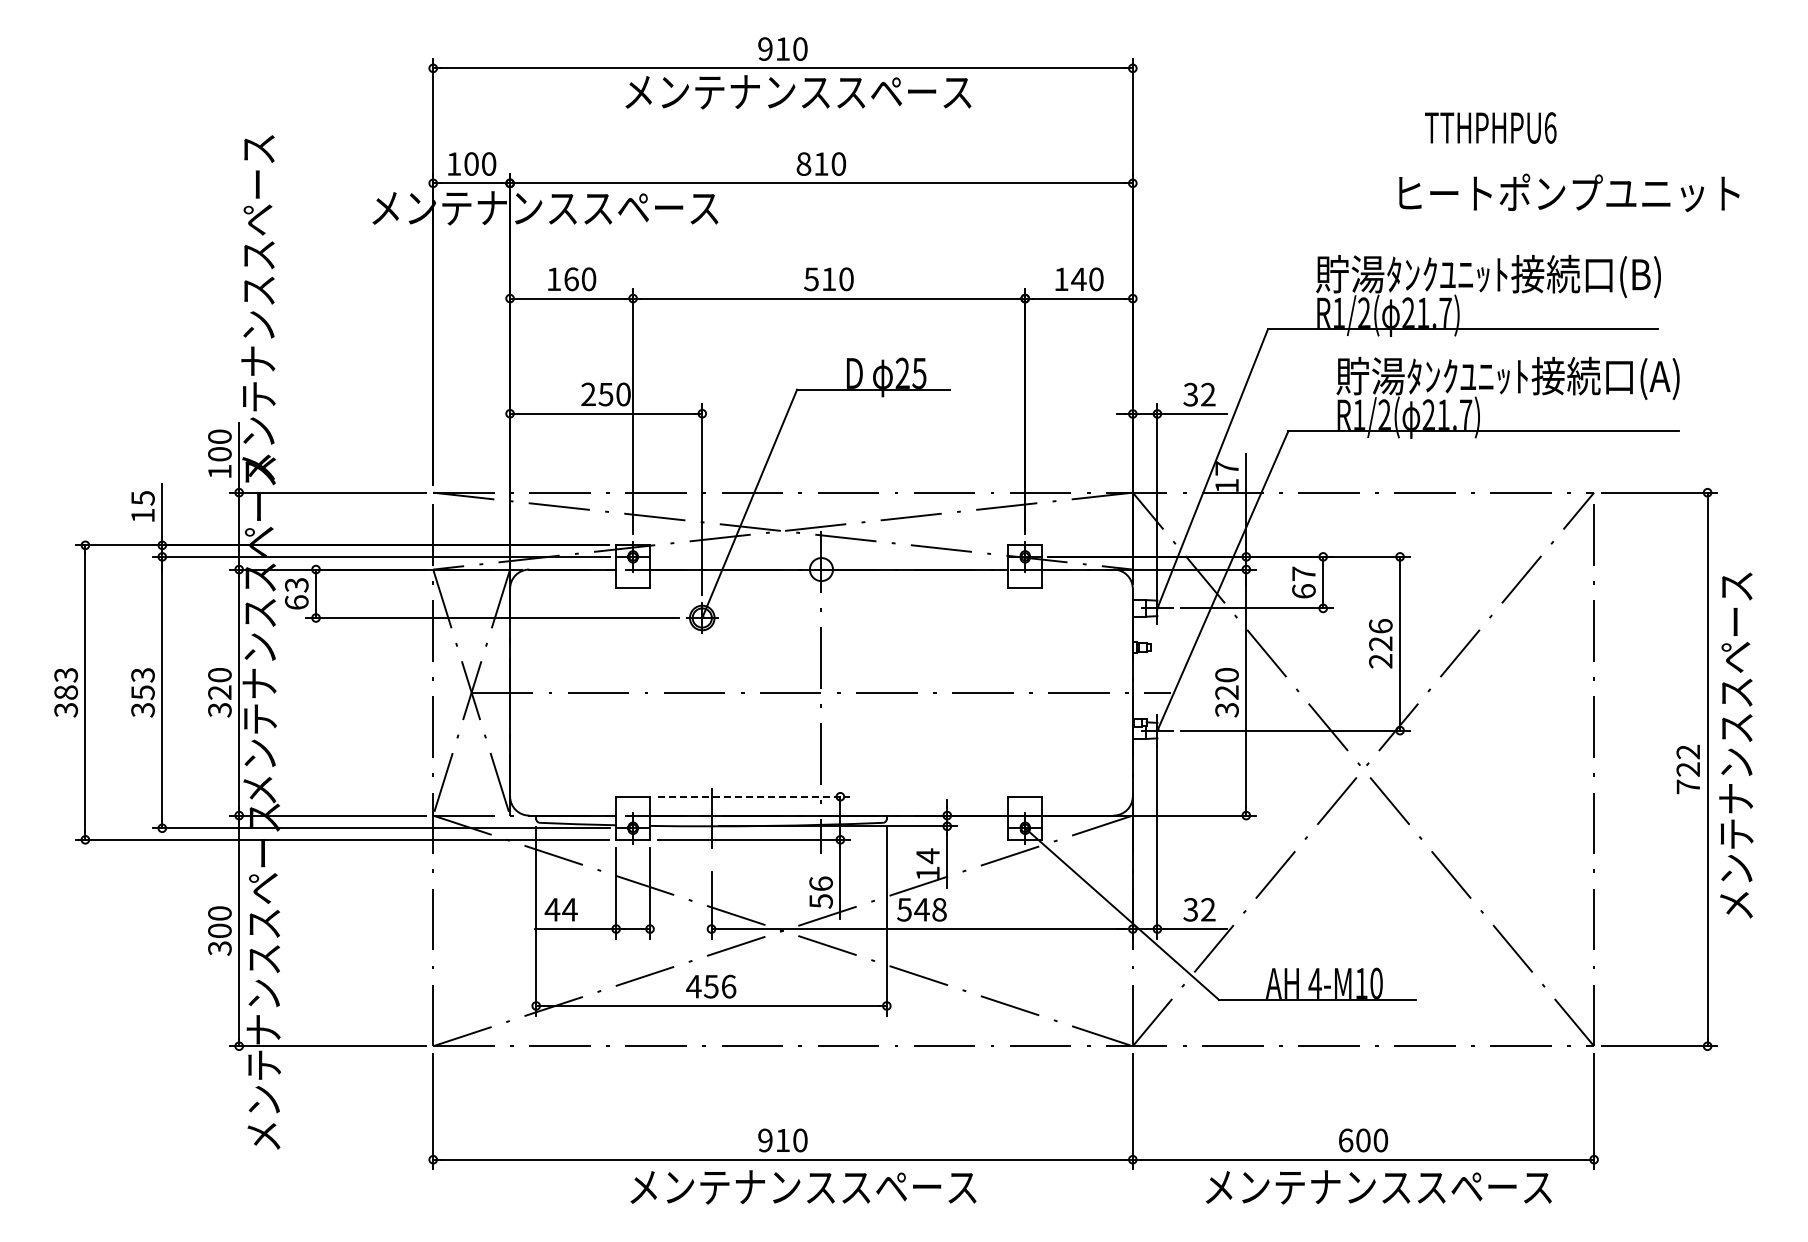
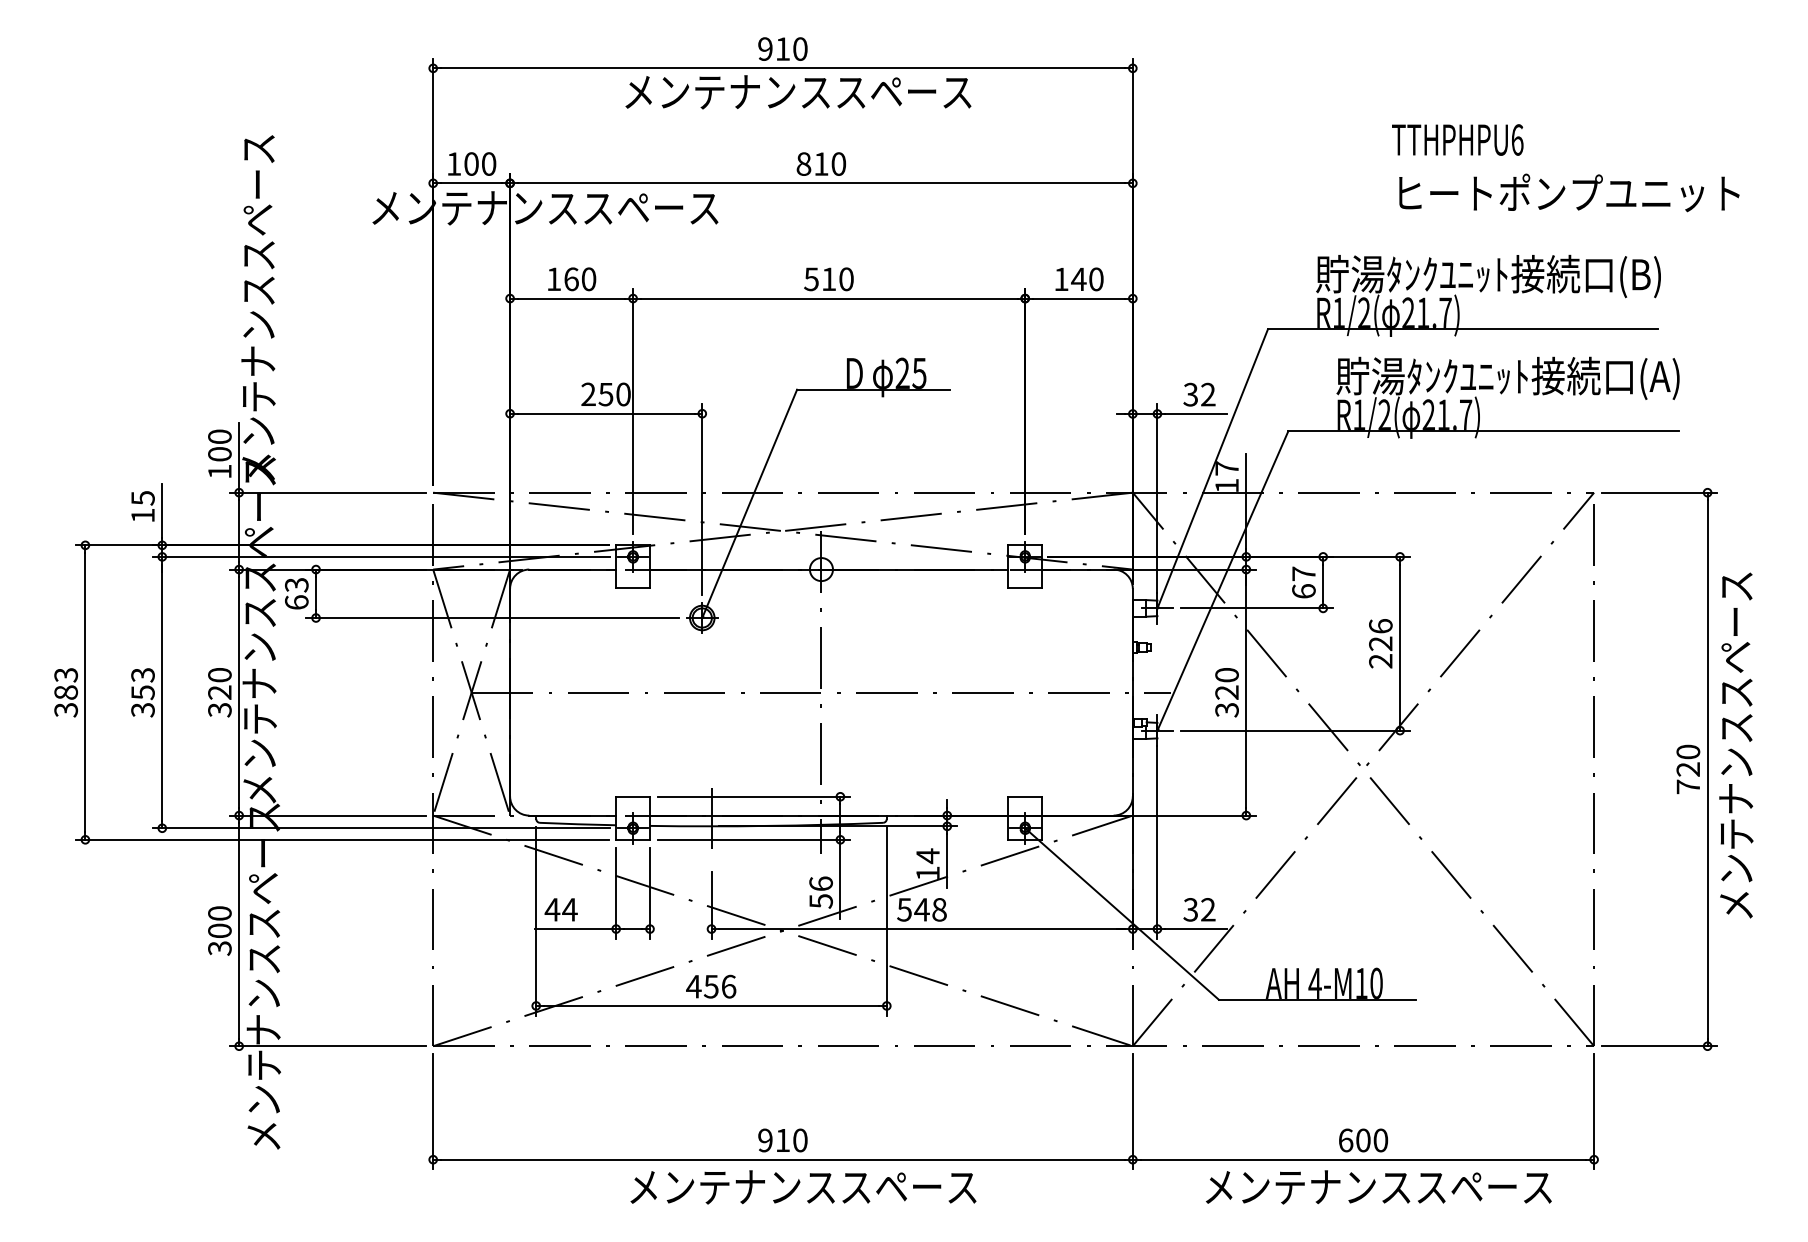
text position: (1490, 127) -> (1457, 139) (1457, 139)
text: 722 -> 720 (1688, 751)
line: dashed -> solid (754, 796)
